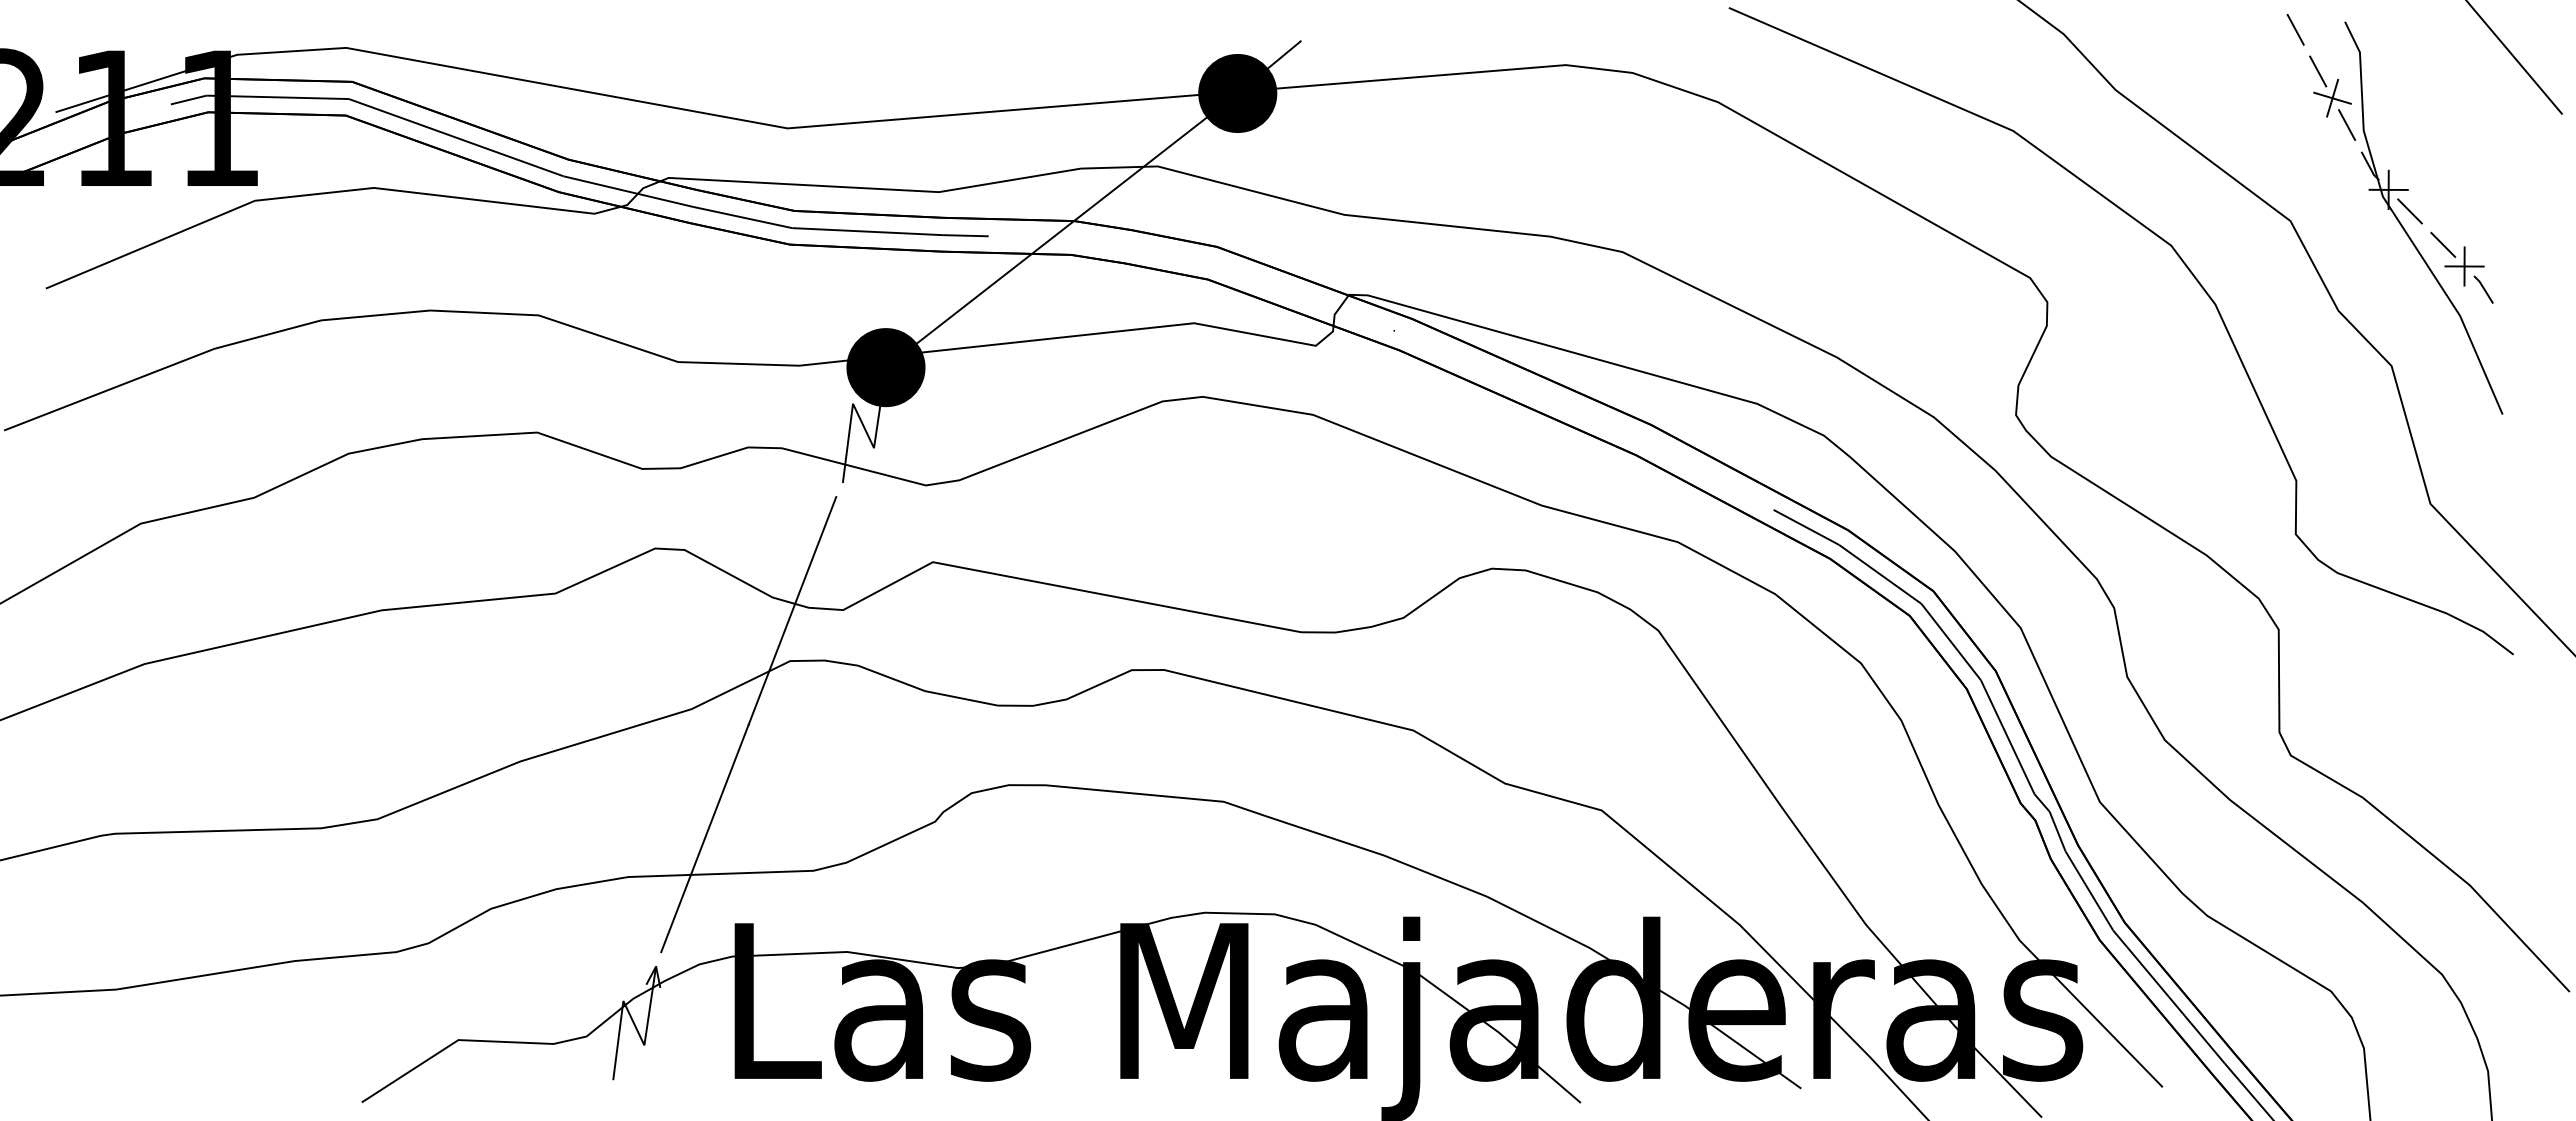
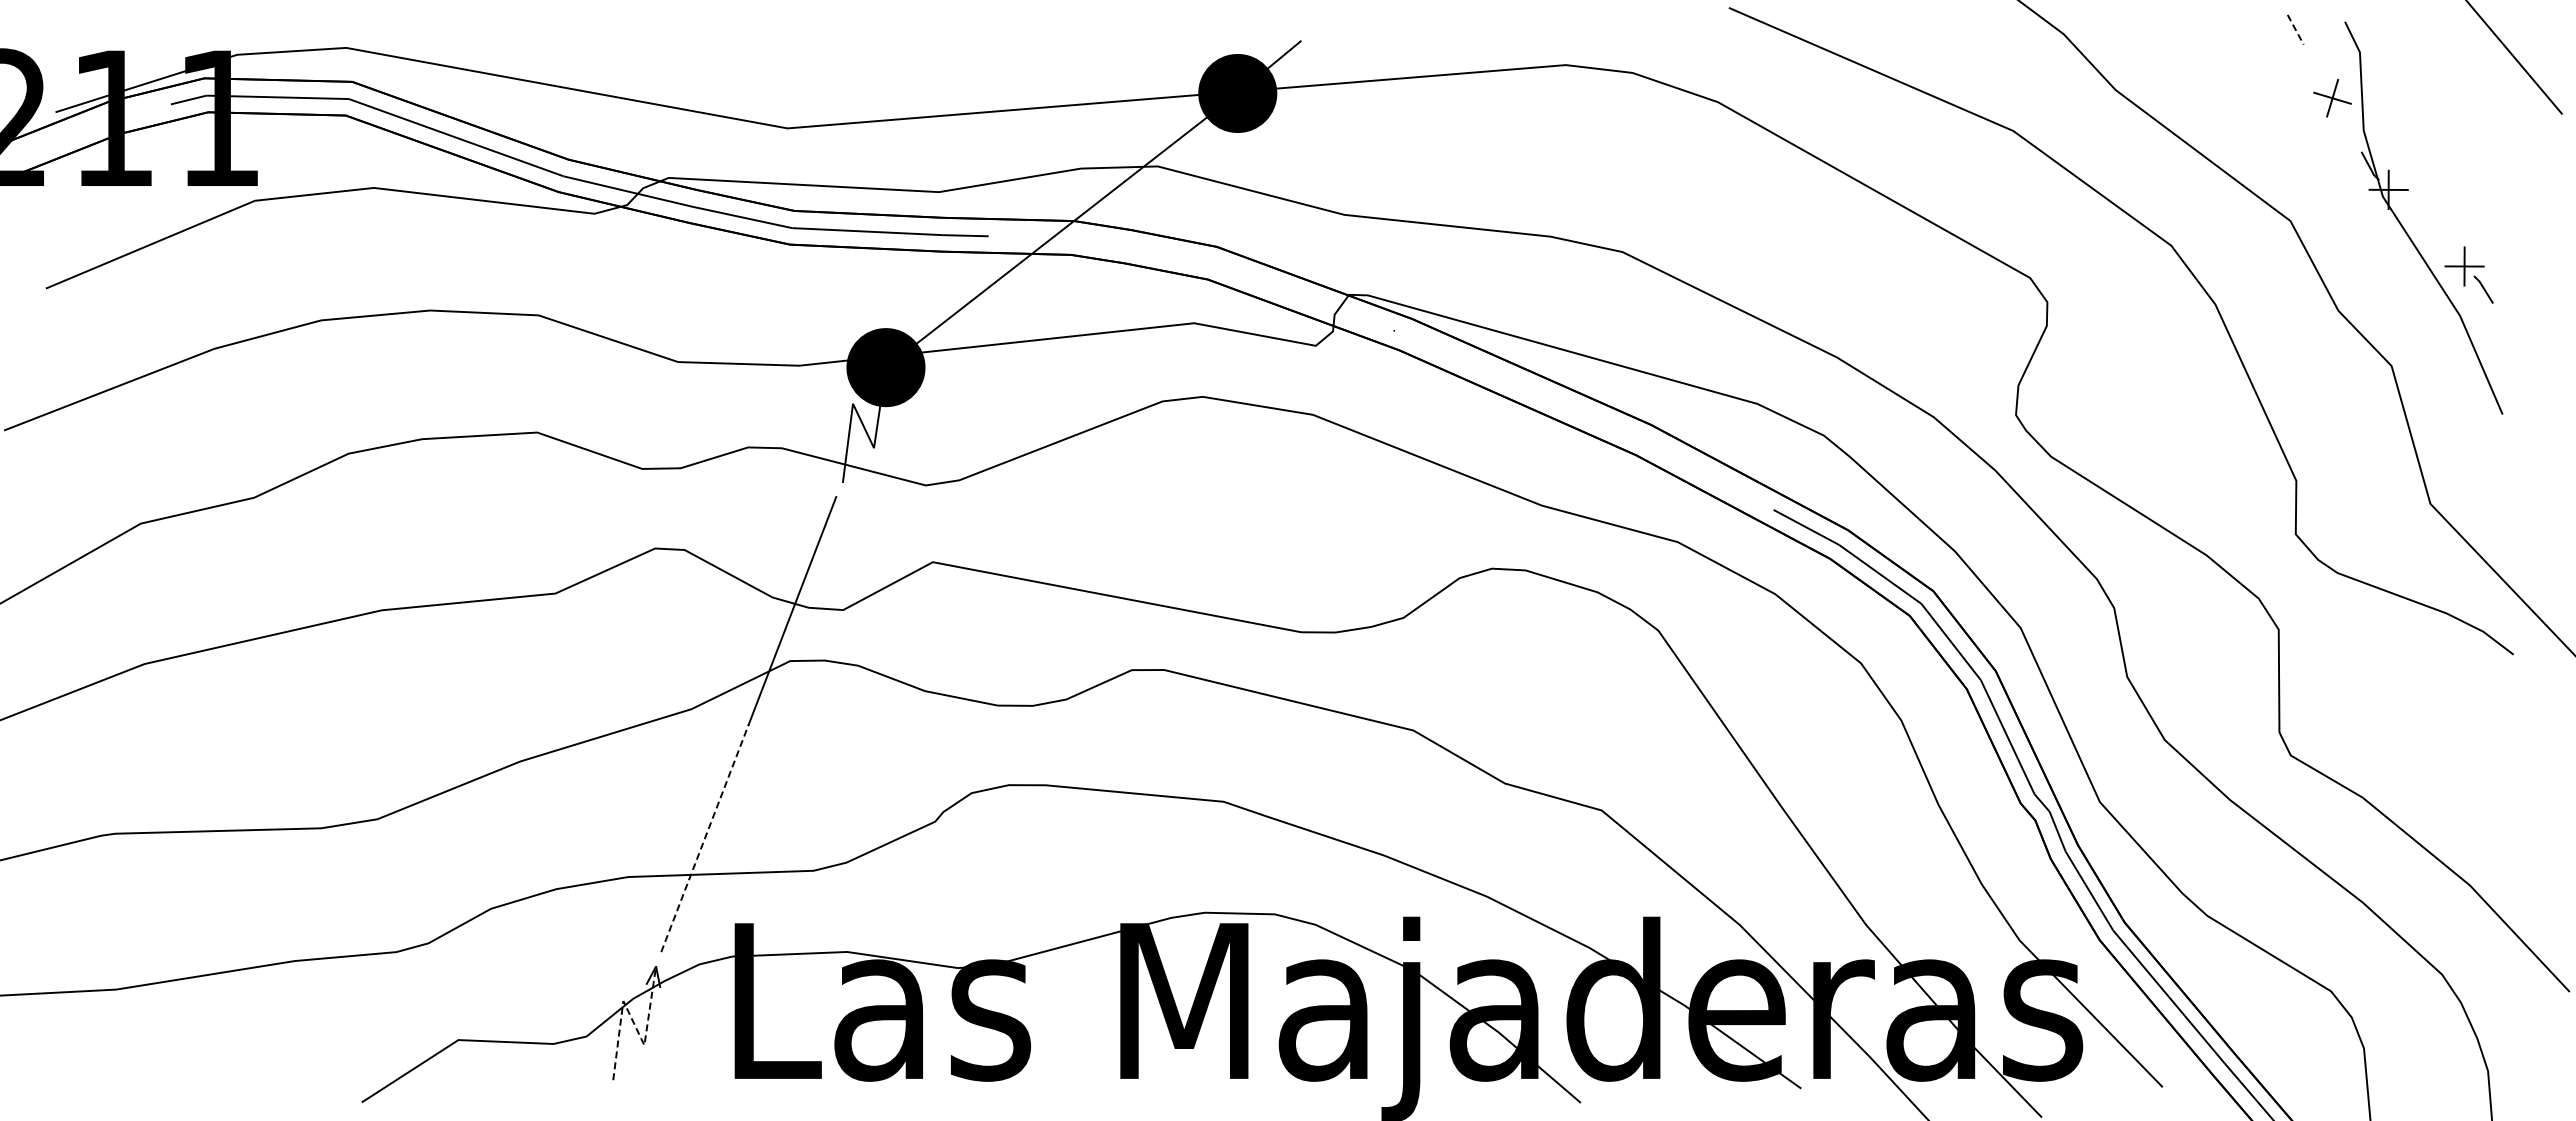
line: solid -> dashed (2295, 29)
line: present -> none (2318, 71)
line: present -> none (2347, 124)
line: present -> none (2409, 211)
line: present -> none (2443, 244)
line: solid -> dashed (705, 838)
line: solid -> dashed (633, 1023)
